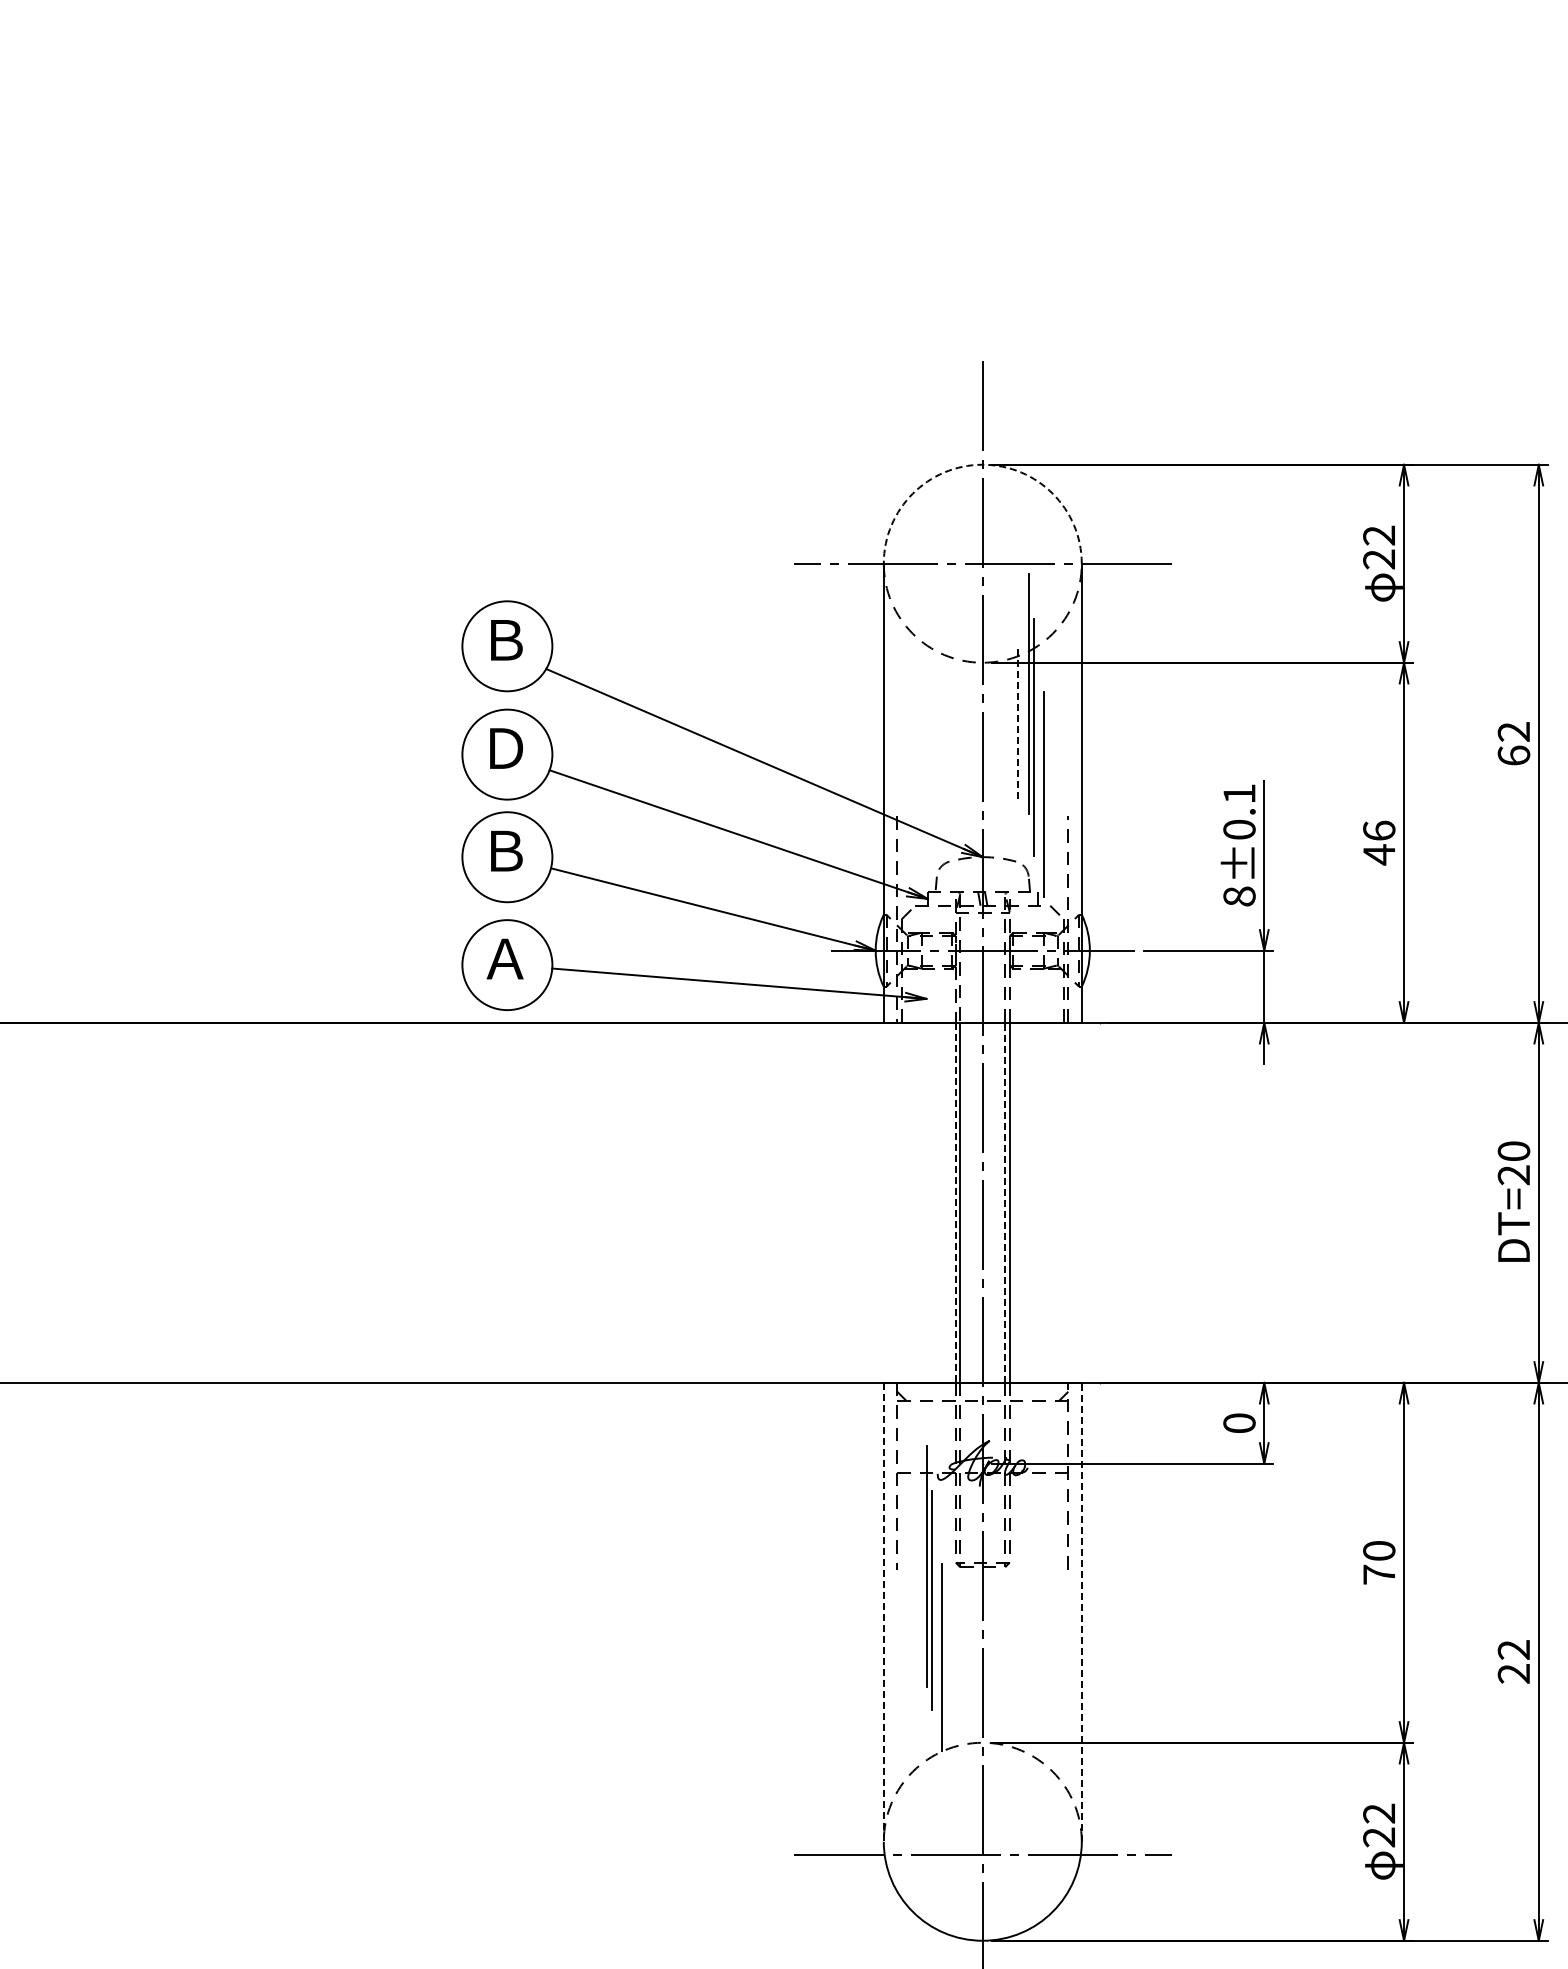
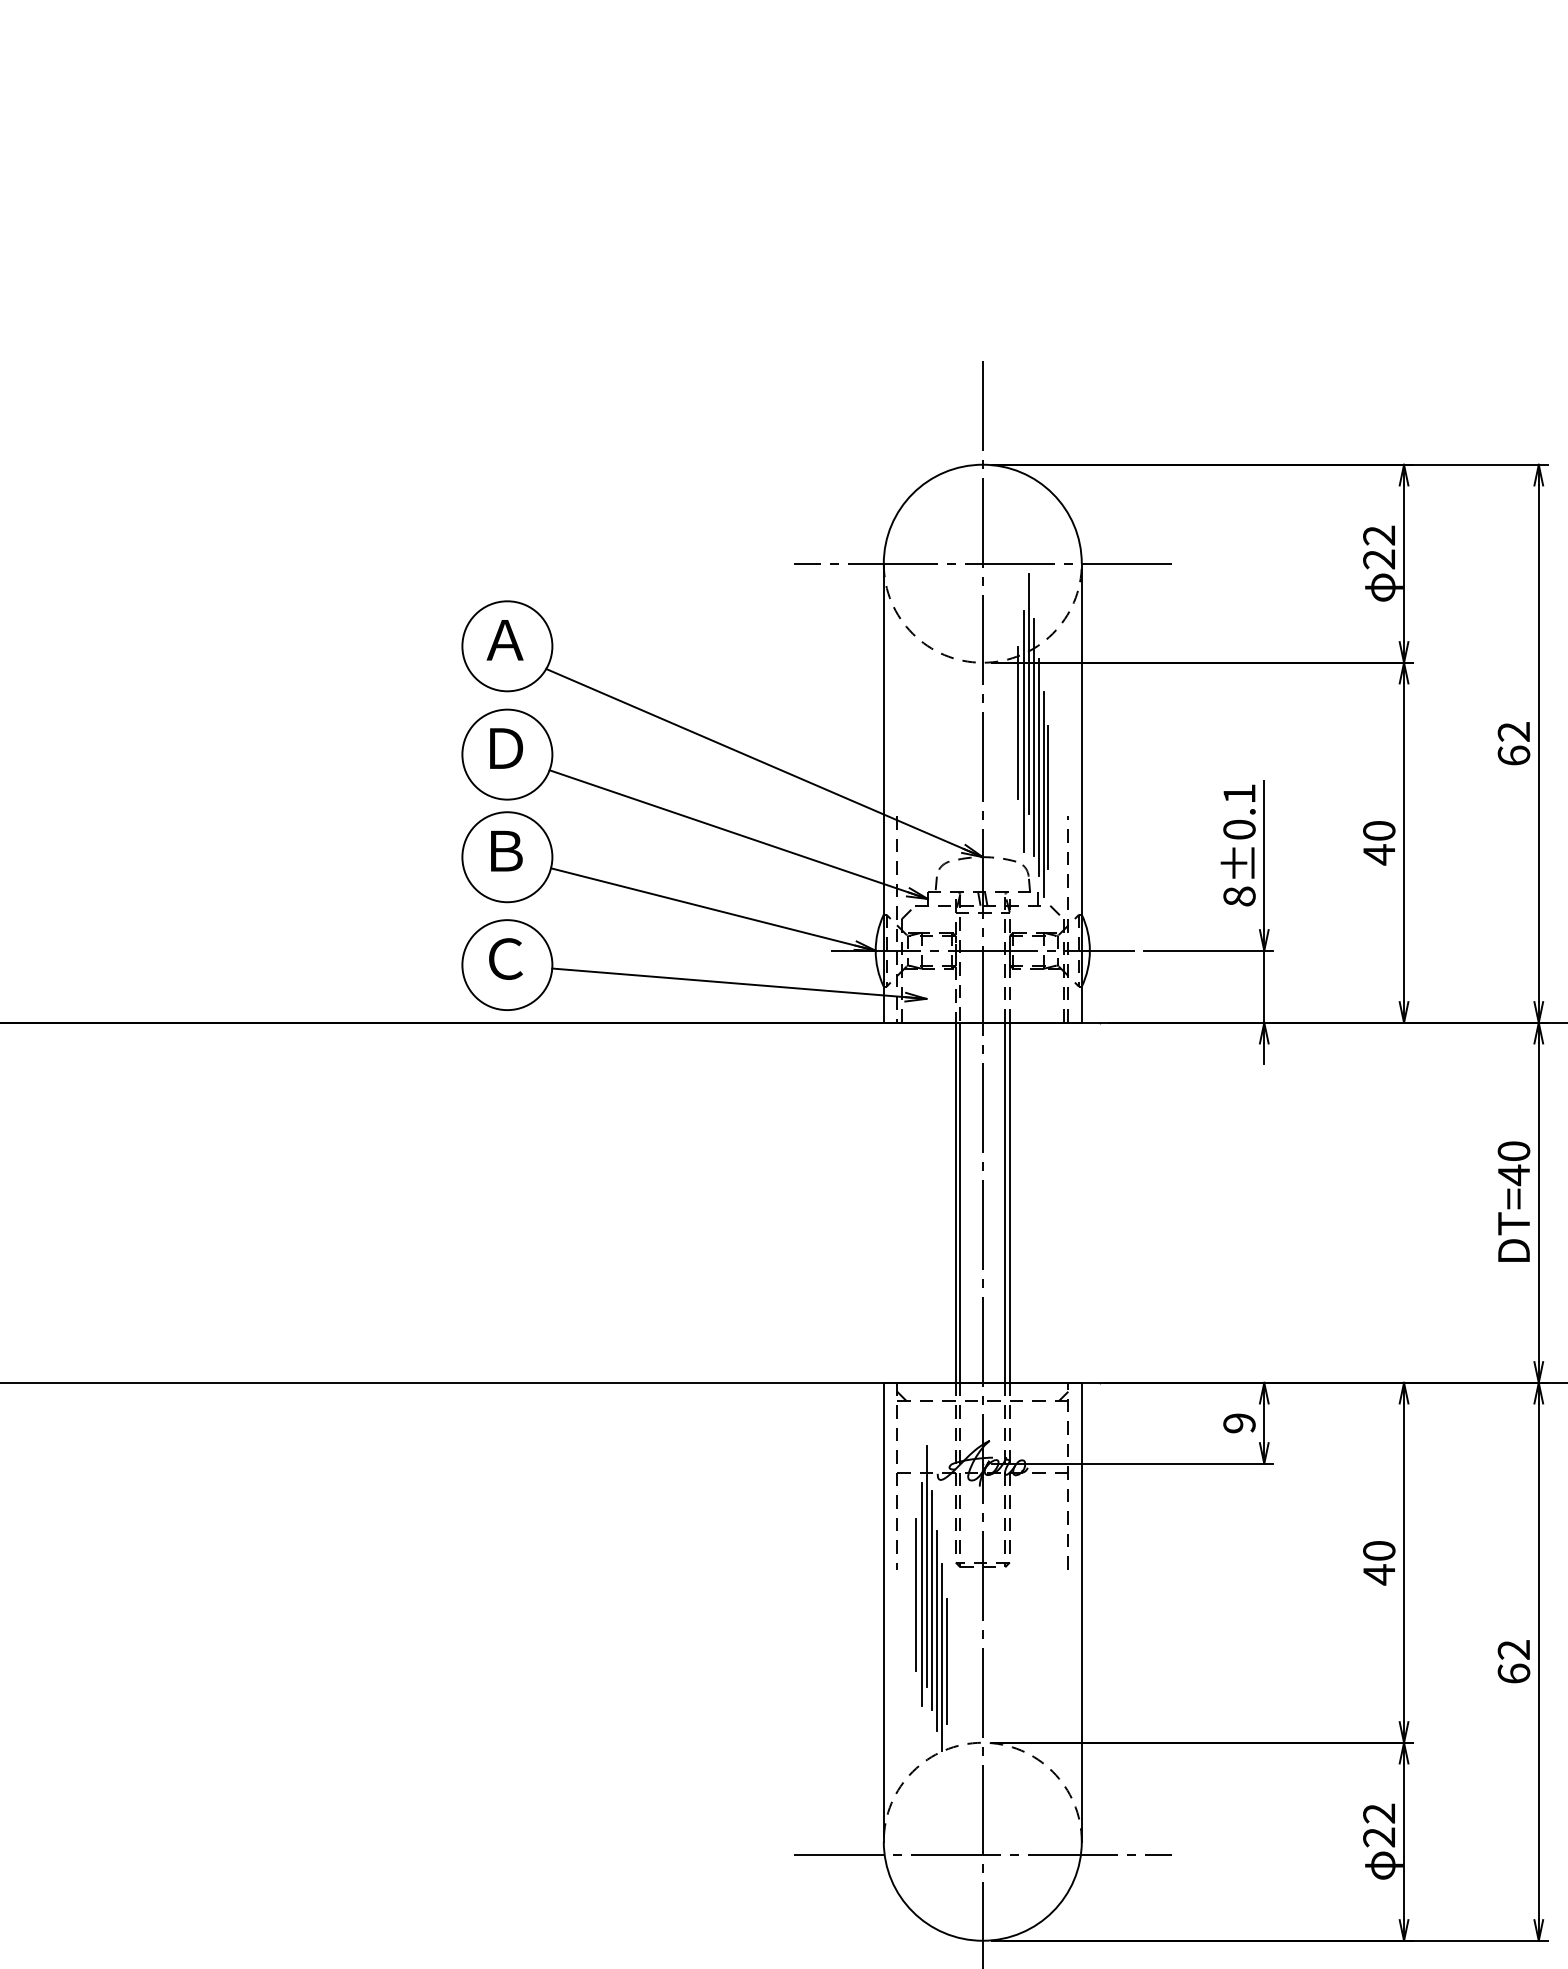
arc: dashed -> solid (982, 464)
text: Ｂ -> Ａ (504, 640)
line: dashed -> solid (1017, 722)
line: none -> present (1023, 730)
line: none -> present (1039, 767)
line: none -> present (1048, 797)
text: 46 -> 40 (1379, 830)
text: Ａ -> Ｃ (504, 958)
text: DT=20 -> DT=40 (1513, 1175)
line: dashed -> solid (1005, 1202)
line: dashed -> solid (955, 1203)
text: 0 -> 9 (1239, 1423)
text: 70 -> 40 (1378, 1574)
line: none -> present (921, 1594)
line: none -> present (915, 1595)
line: dashed -> solid (883, 1612)
line: dashed -> solid (1081, 1612)
line: none -> present (937, 1630)
line: none -> present (946, 1660)
text: 22 -> 62 (1513, 1673)
